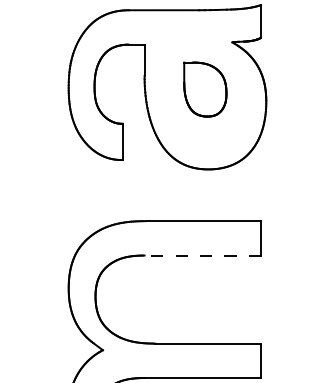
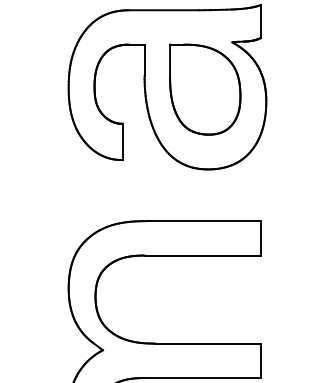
part size: 45x57 px -> 73x93 px (205, 89)
line: dashed -> solid (202, 255)
